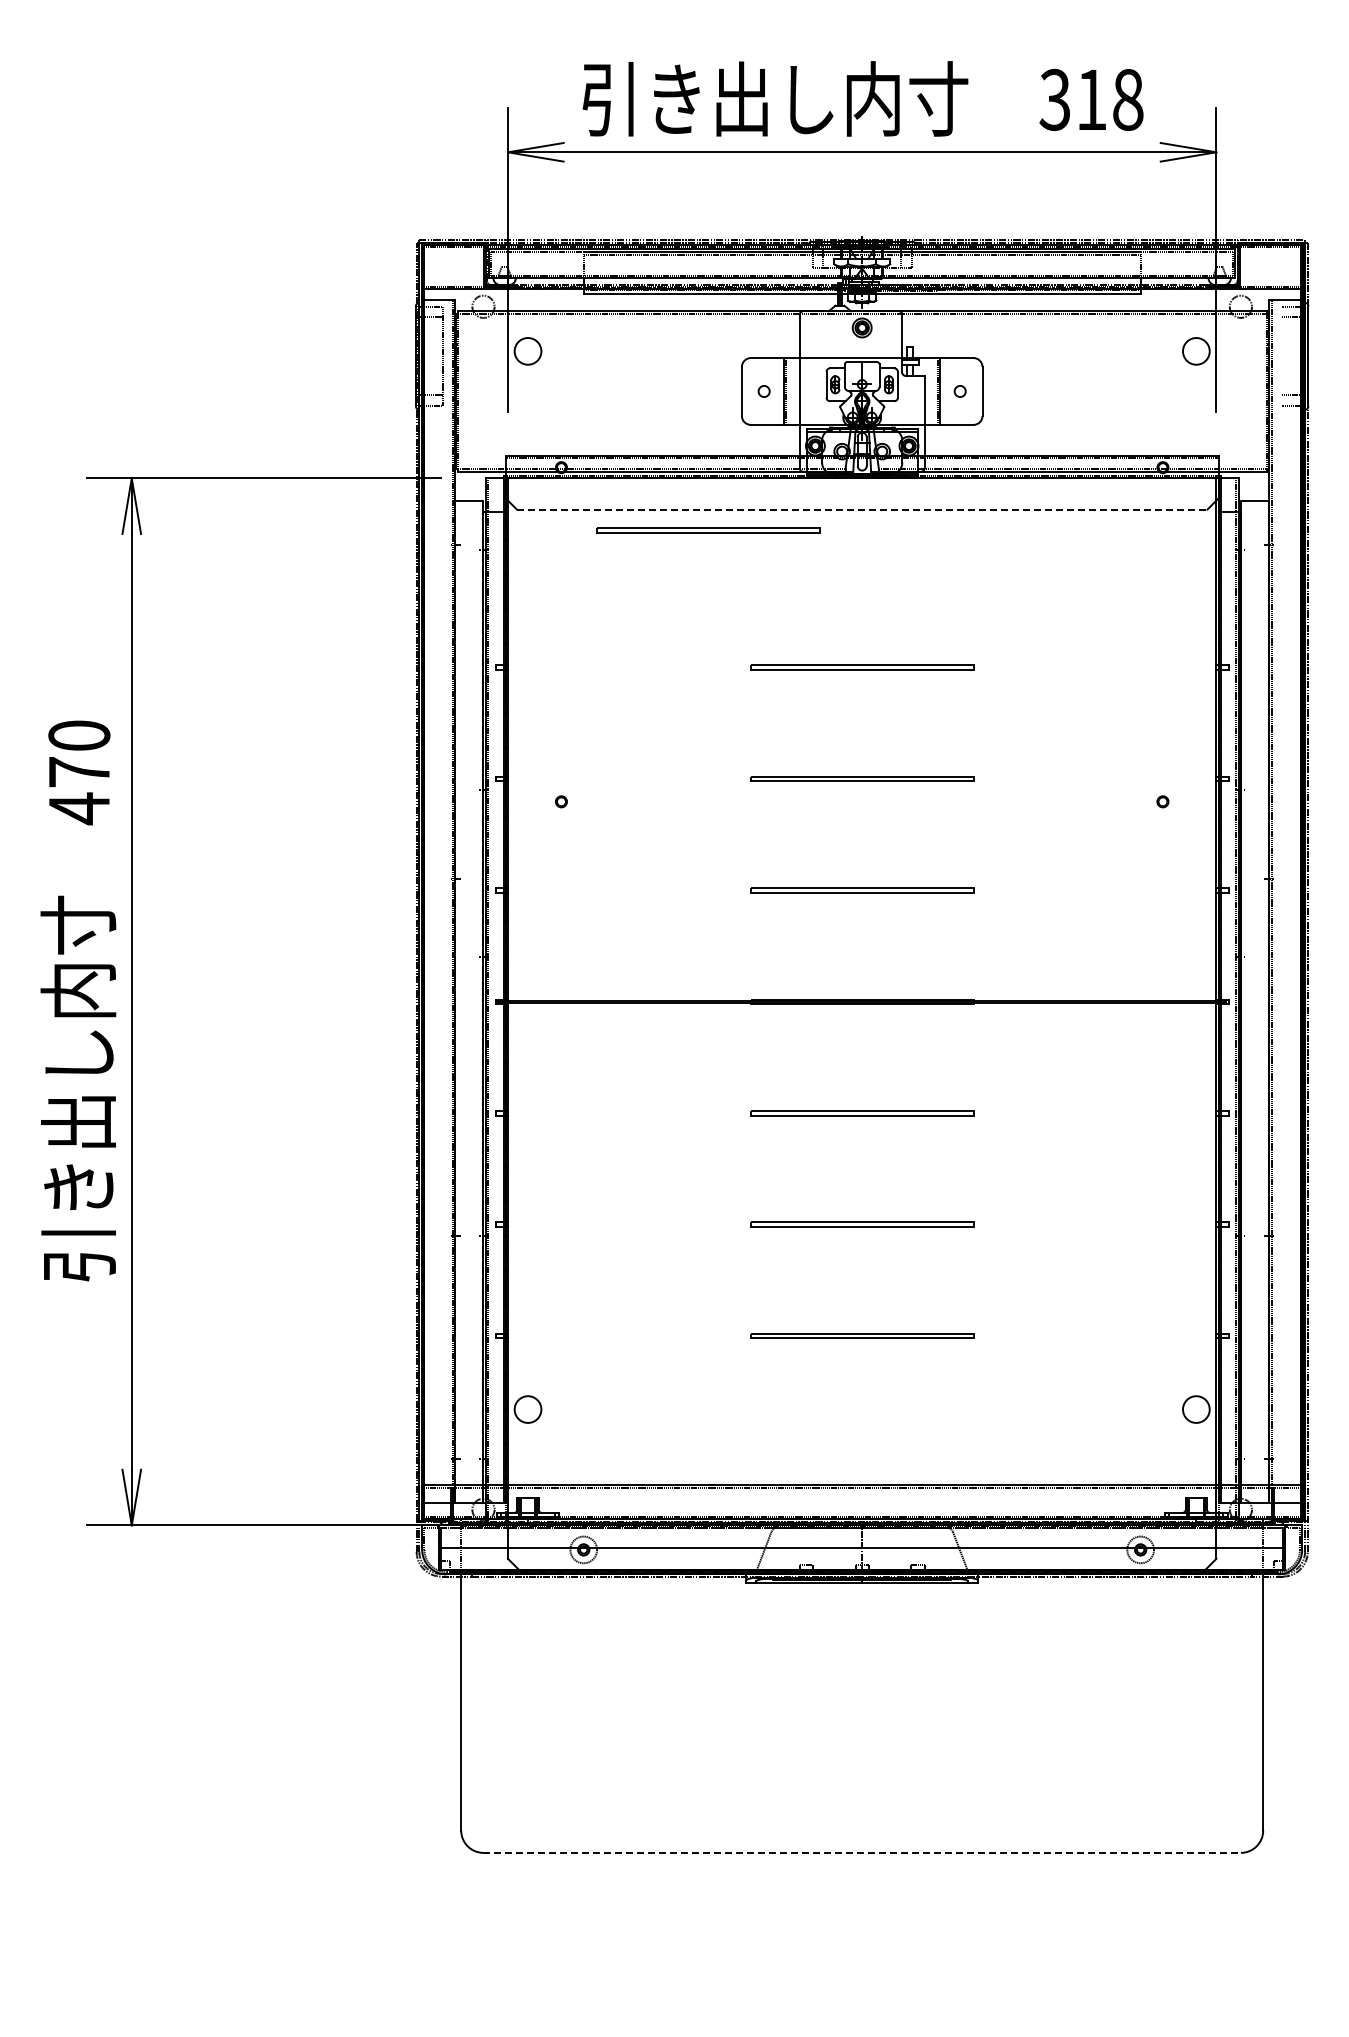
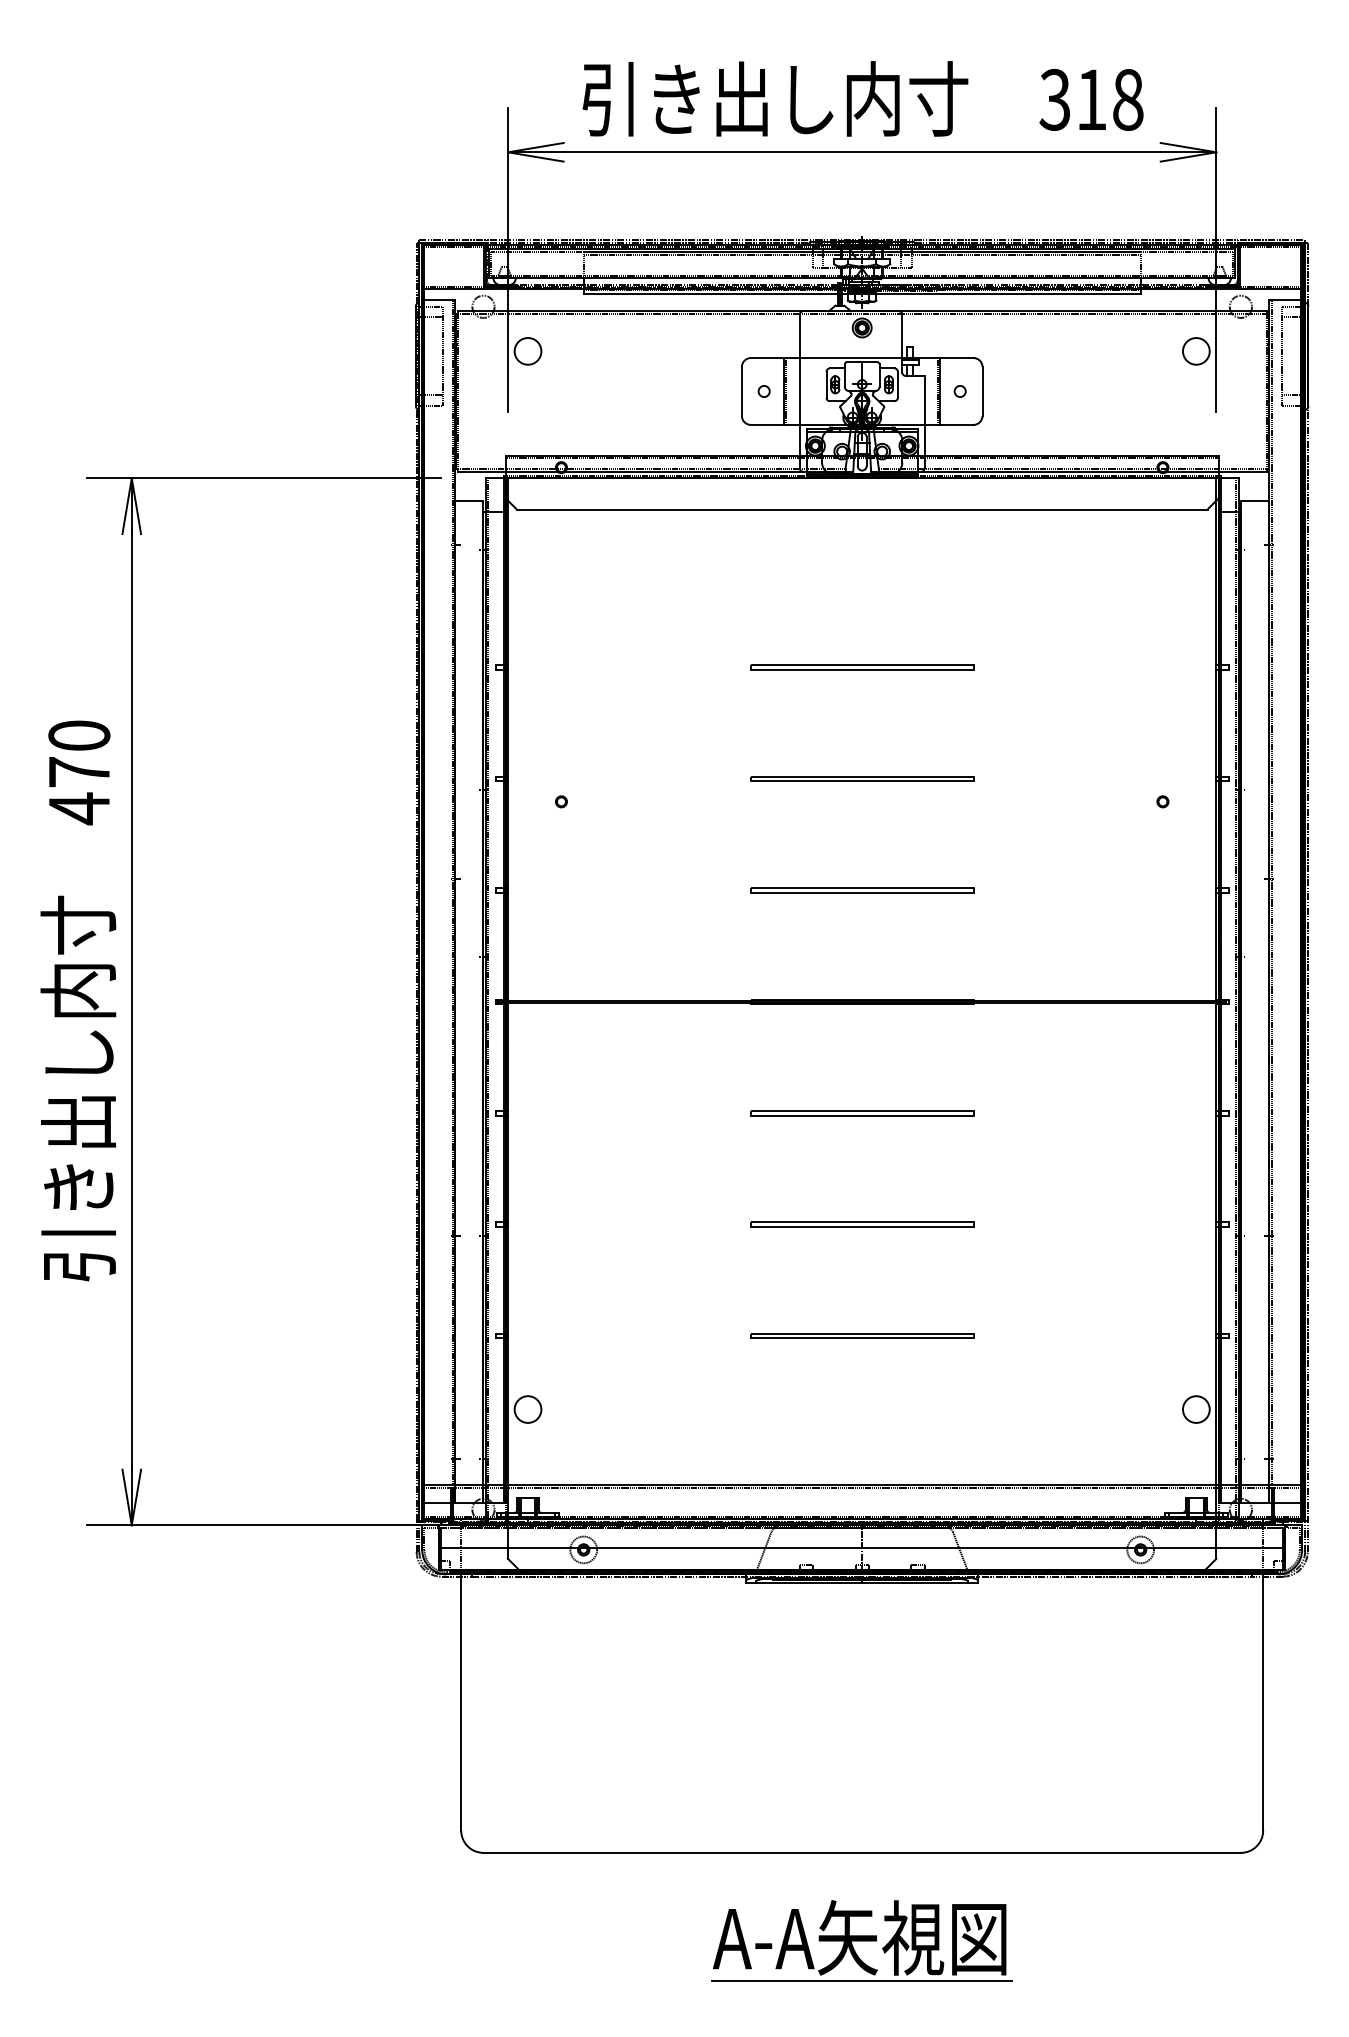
line: none -> present (1281, 355)
line: dashed -> solid (862, 509)
part: present -> none (708, 530)
line: dashed -> solid (862, 1852)
part: none -> present (861, 1940)
